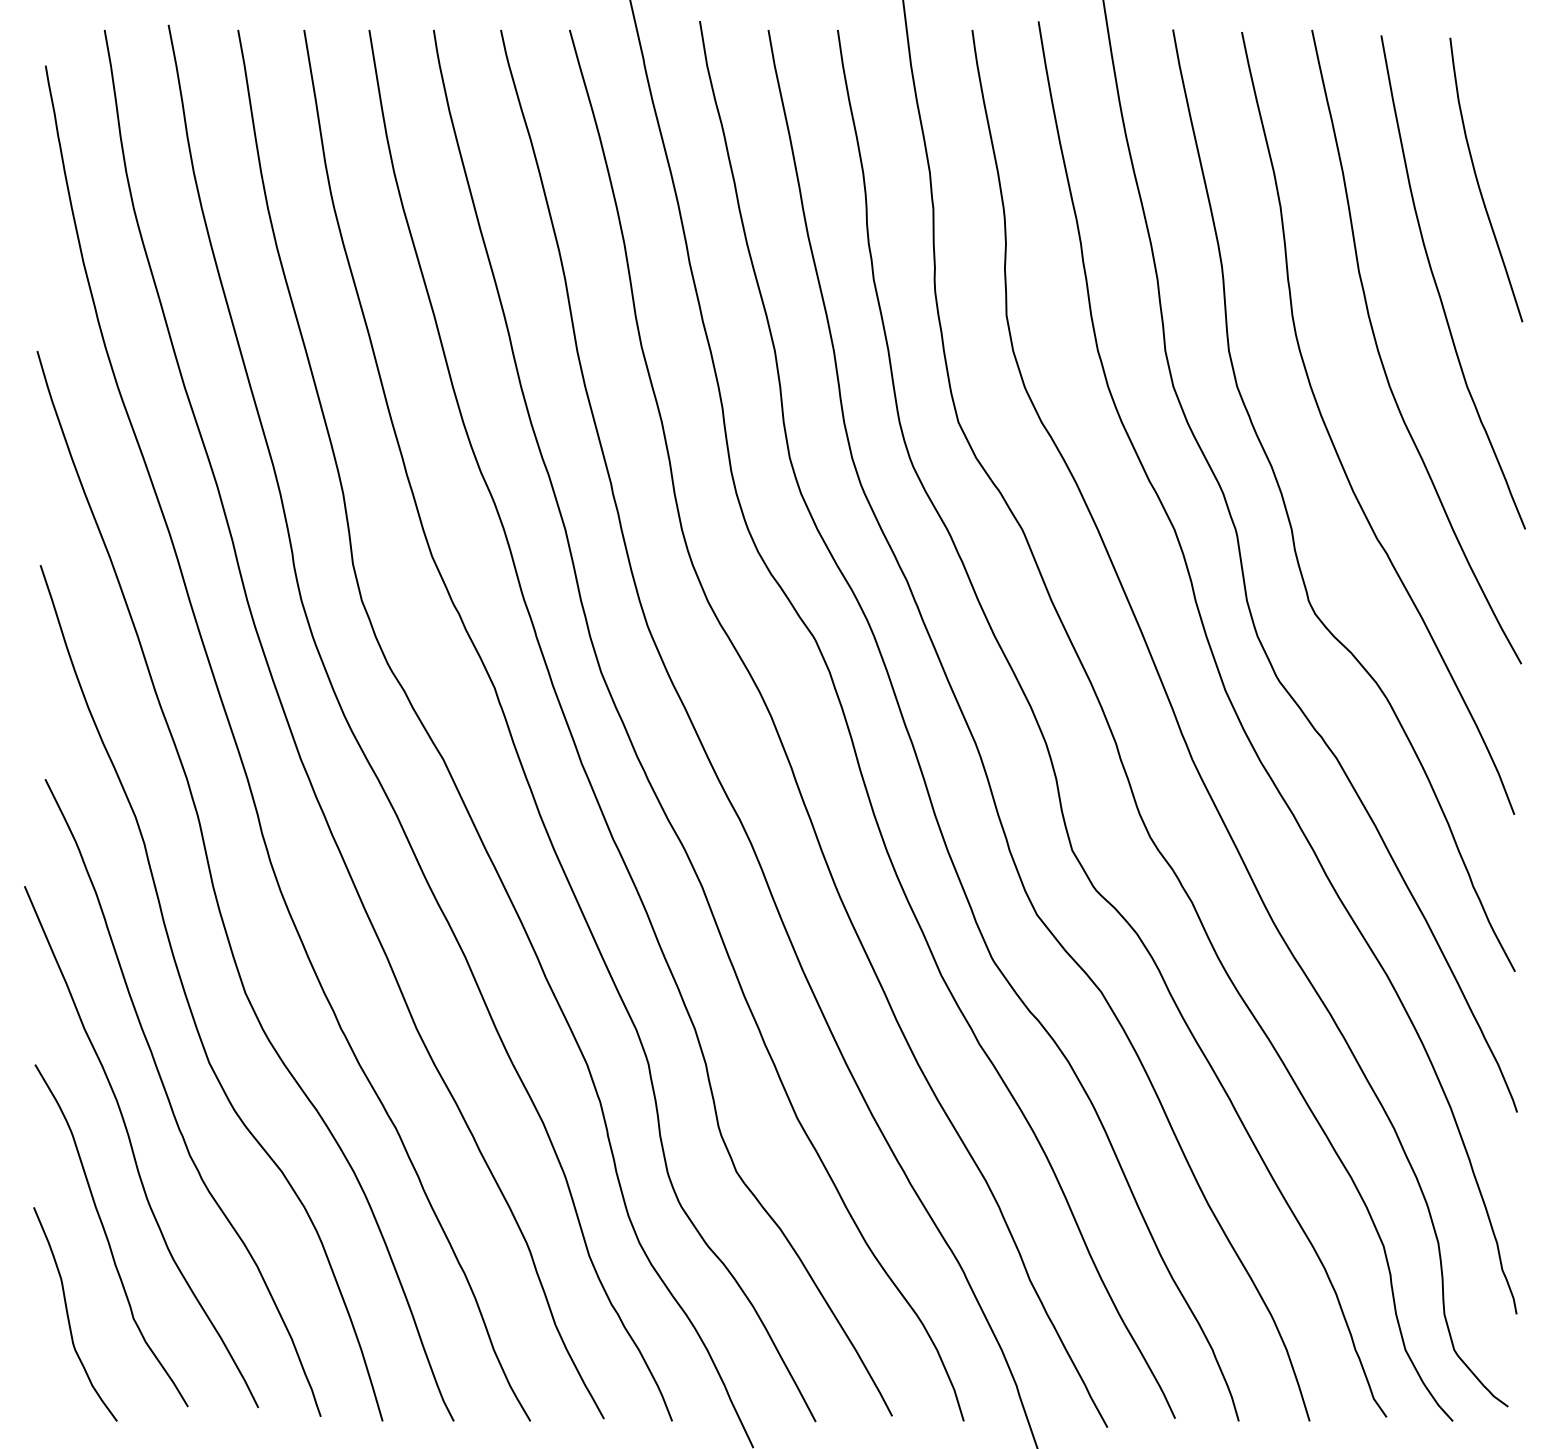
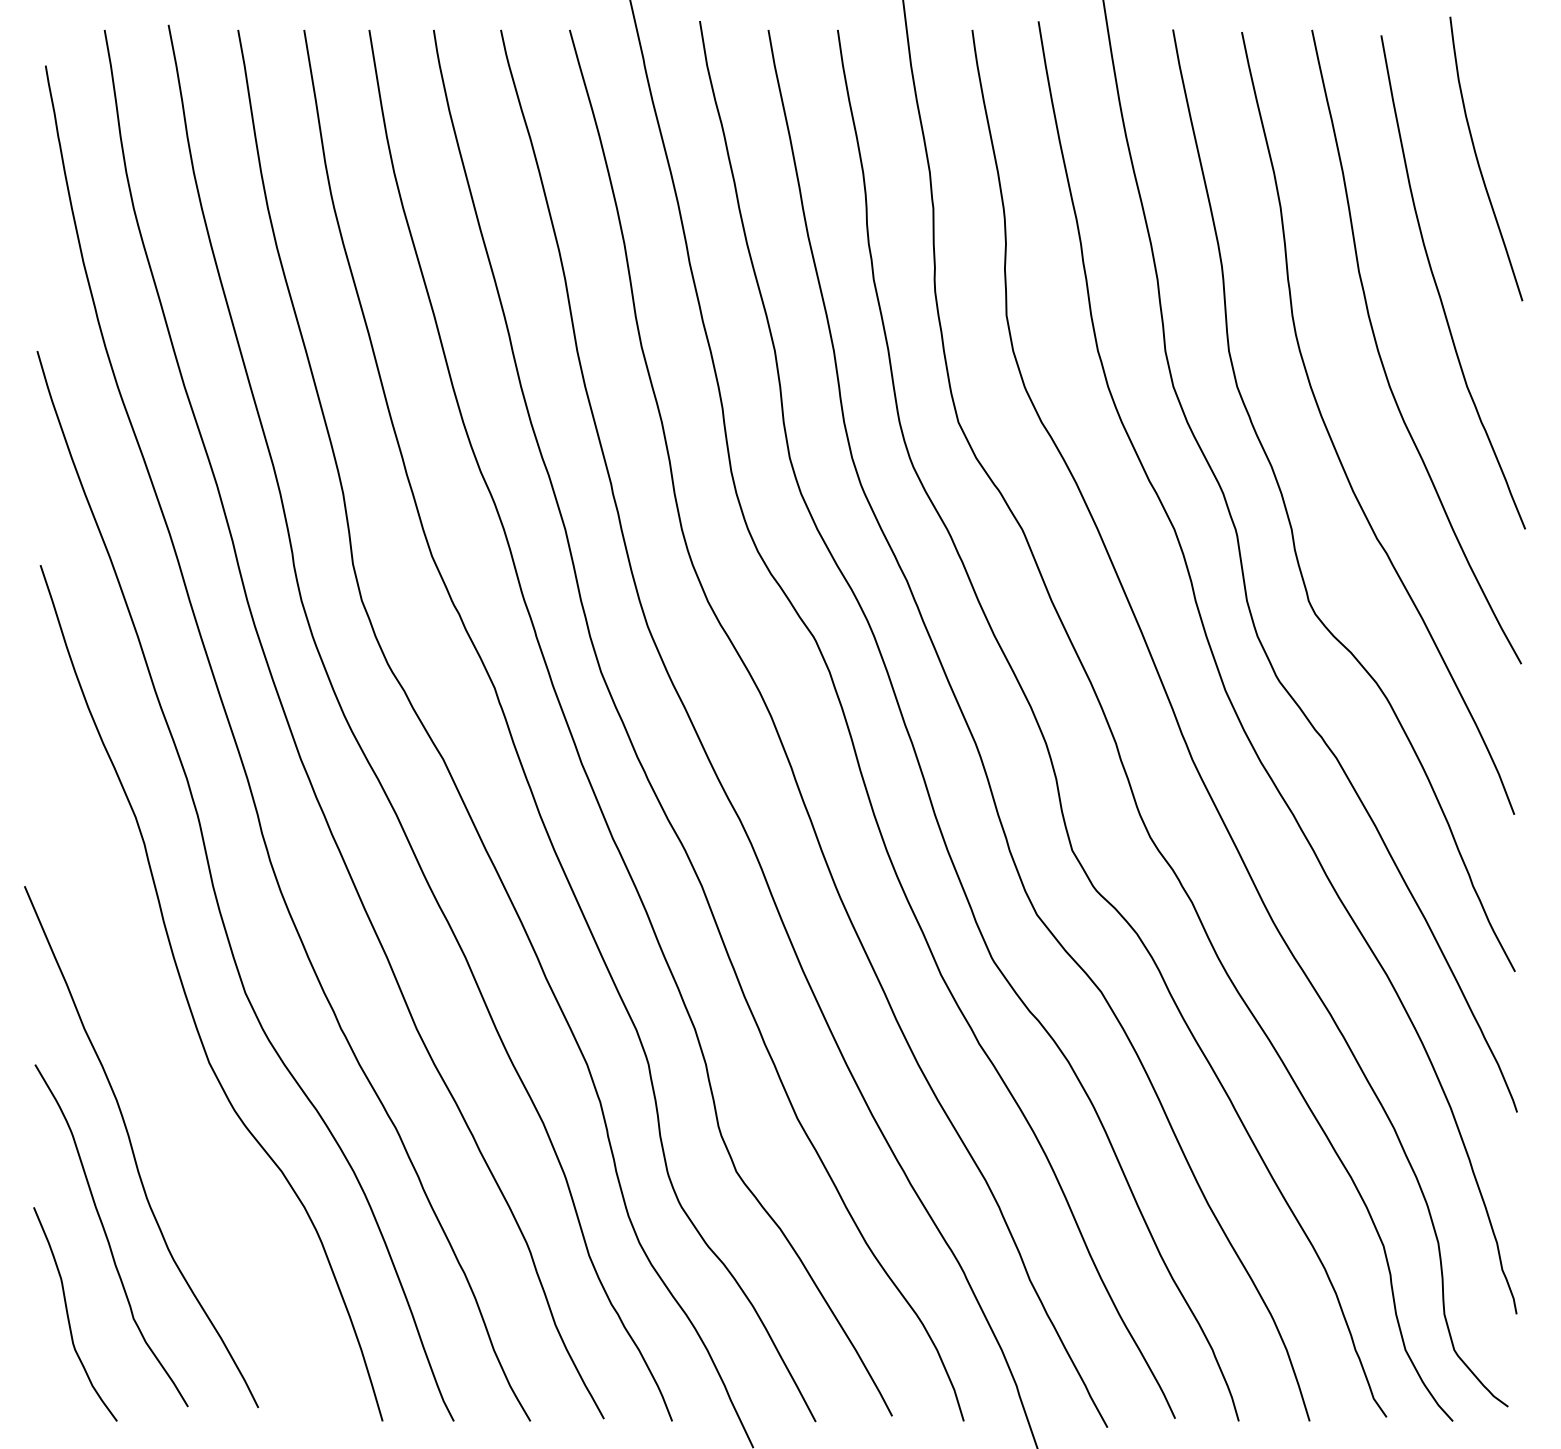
curve position: (1478, 180) -> (1478, 159) (1478, 159)
curve: present -> none (170, 1101)
